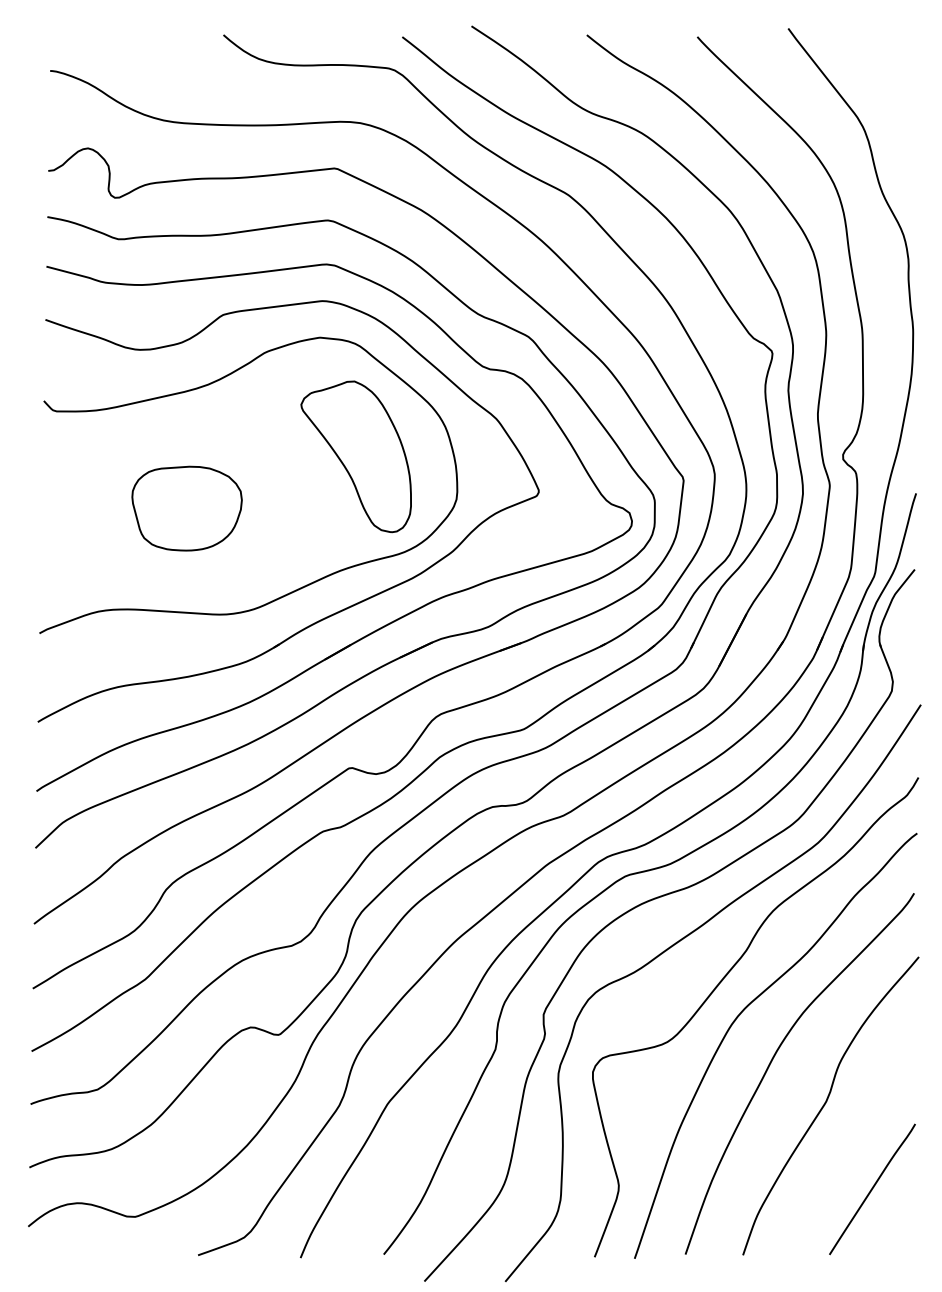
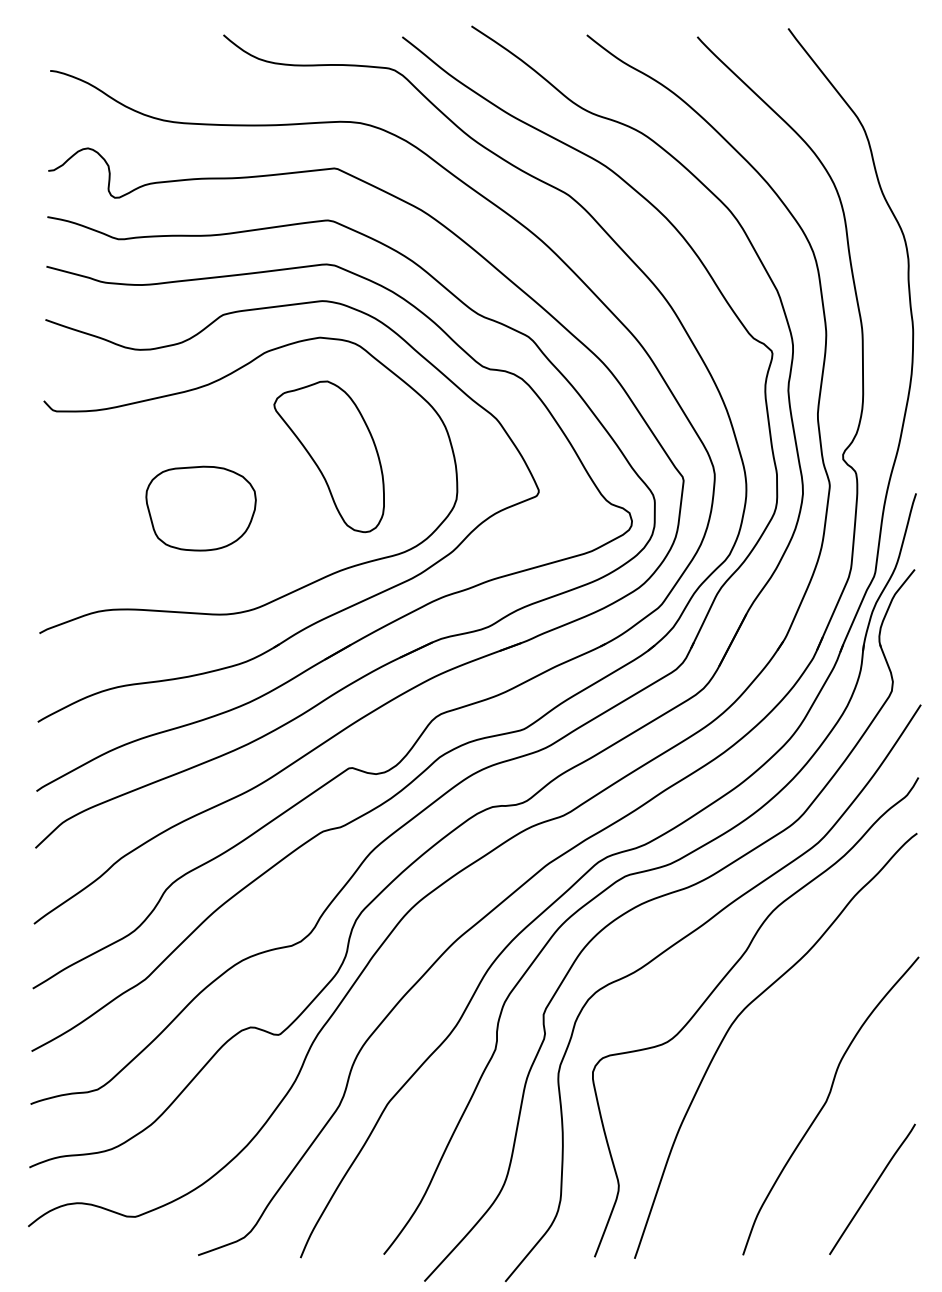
part position: (355, 456) -> (328, 456) (328, 456)
part position: (186, 508) -> (200, 508) (200, 508)
curve: present -> none (773, 1059)
